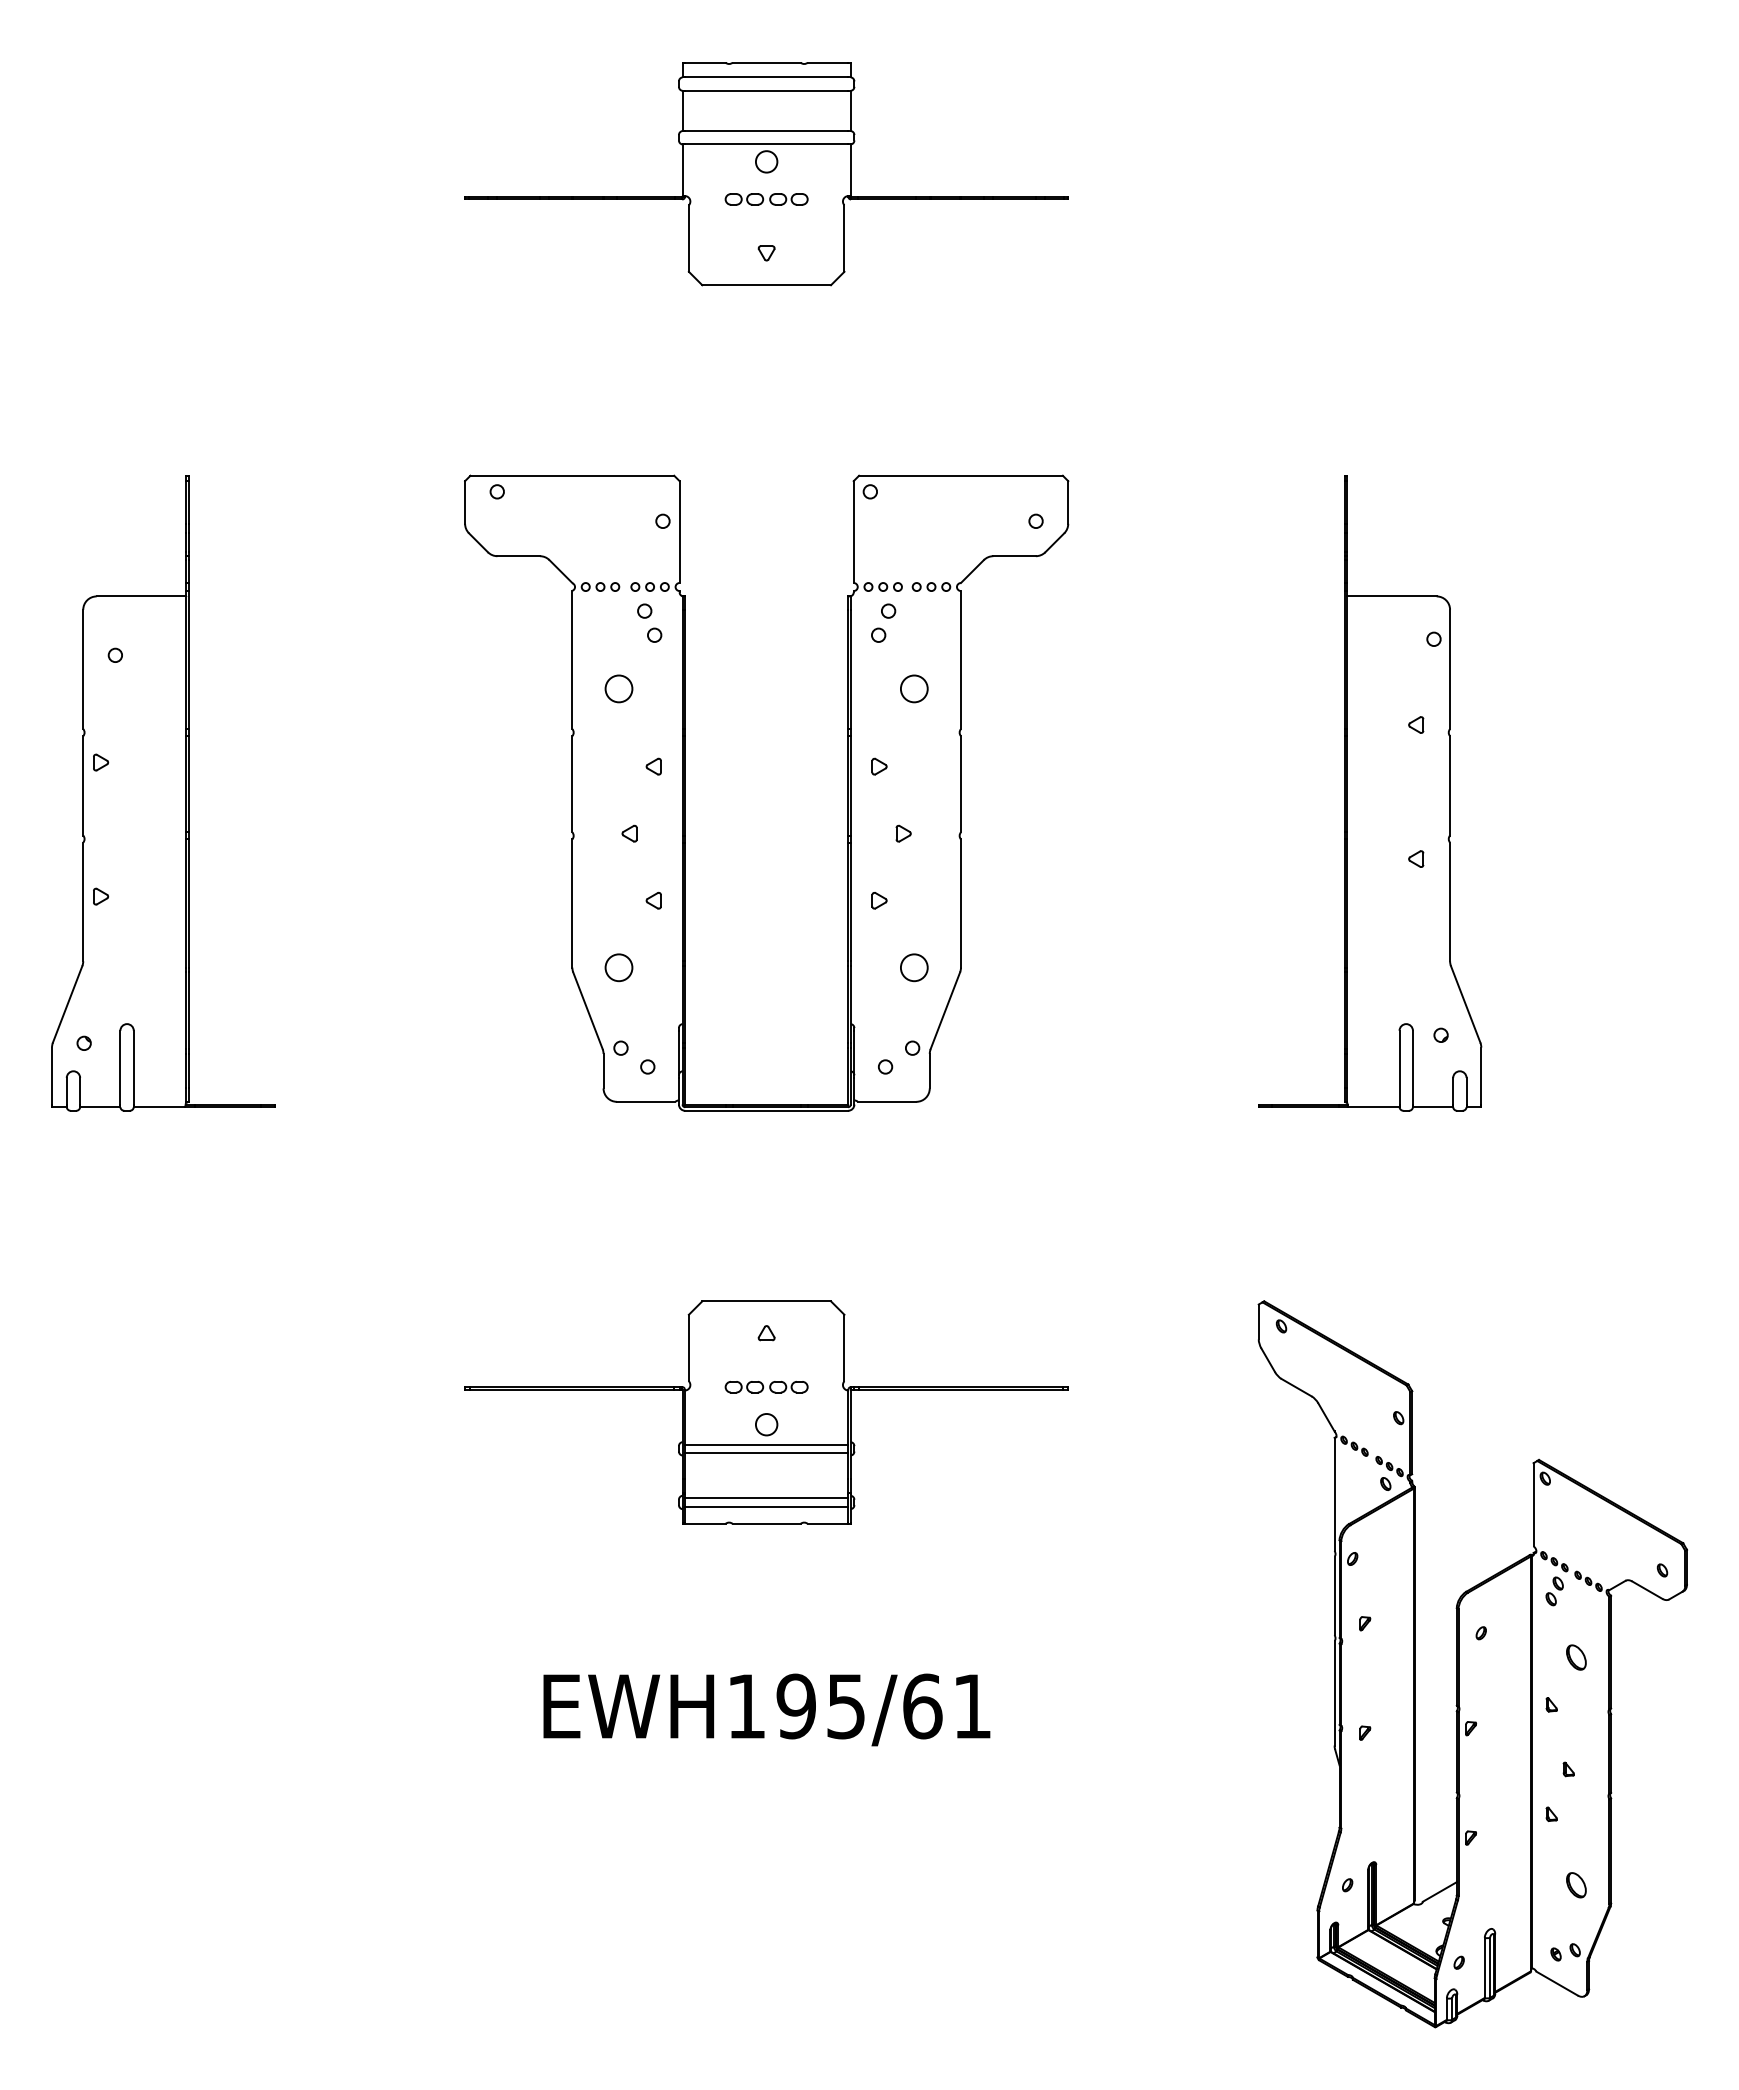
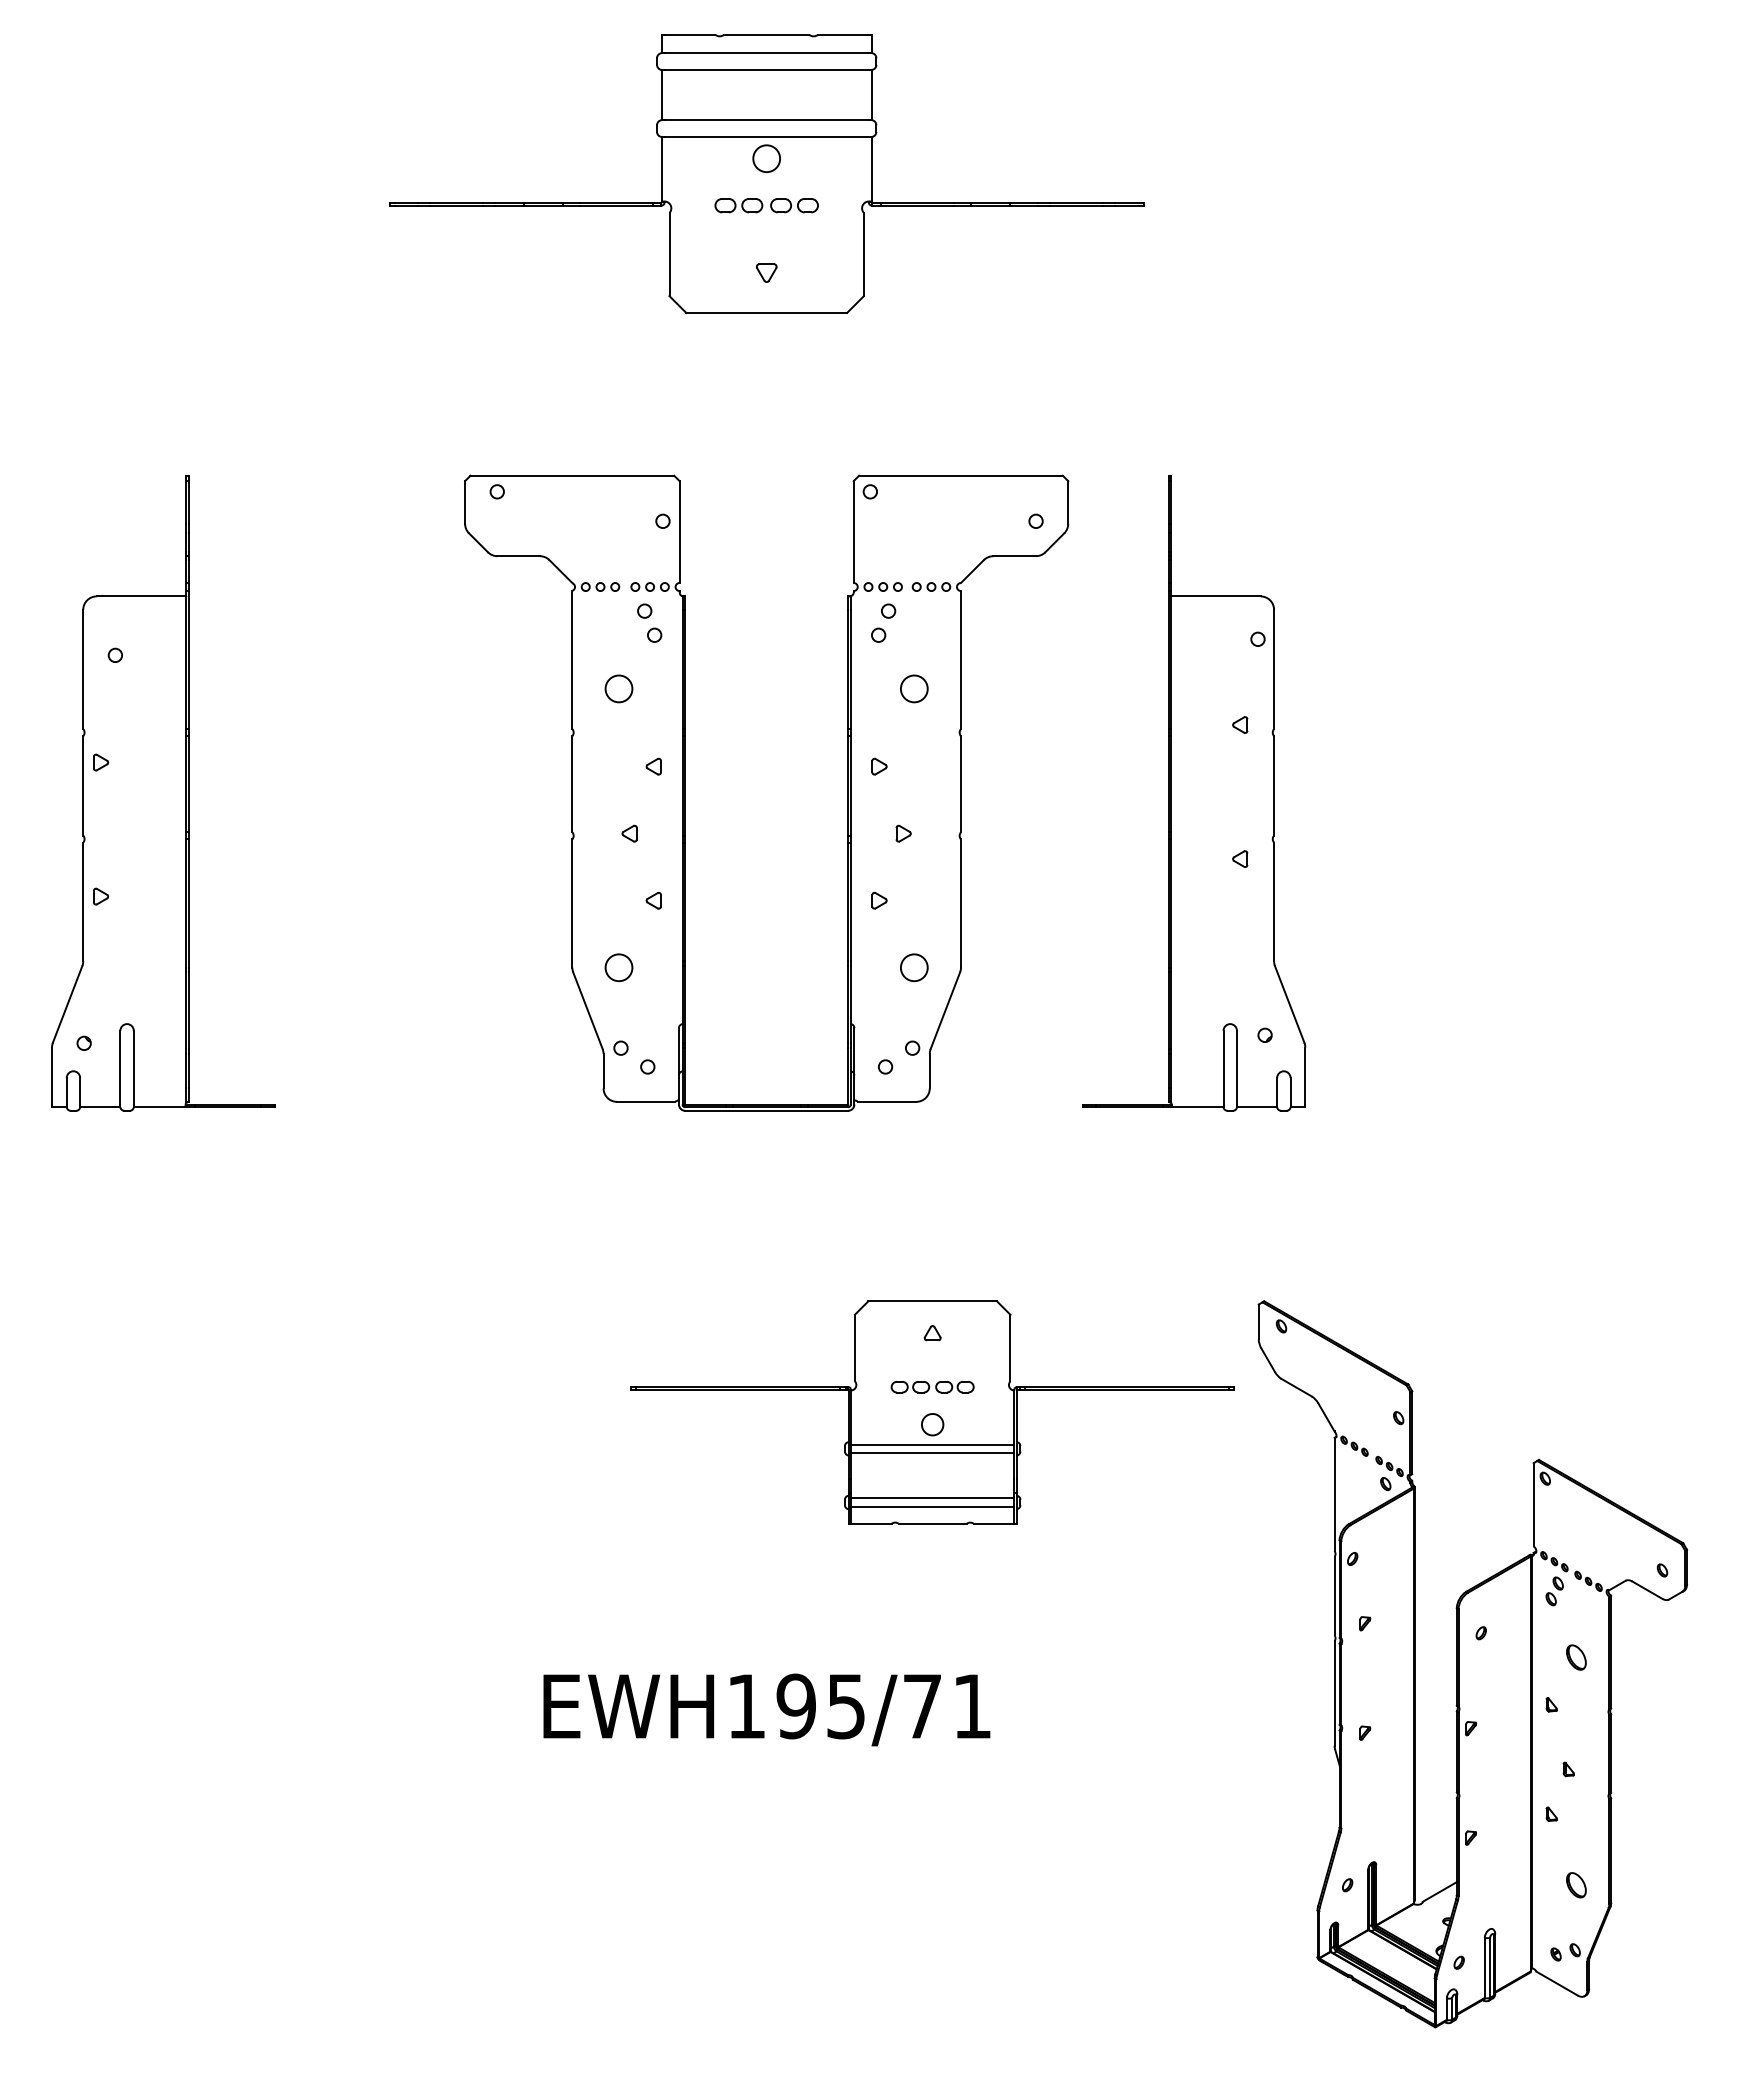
part size: 605x225 px -> 756x280 px (766, 173)
part position: (1370, 793) -> (1194, 793) (1194, 793)
part position: (766, 1412) -> (932, 1412) (932, 1412)
text: EWH195/61 -> EWH195/71 (922, 1706)
